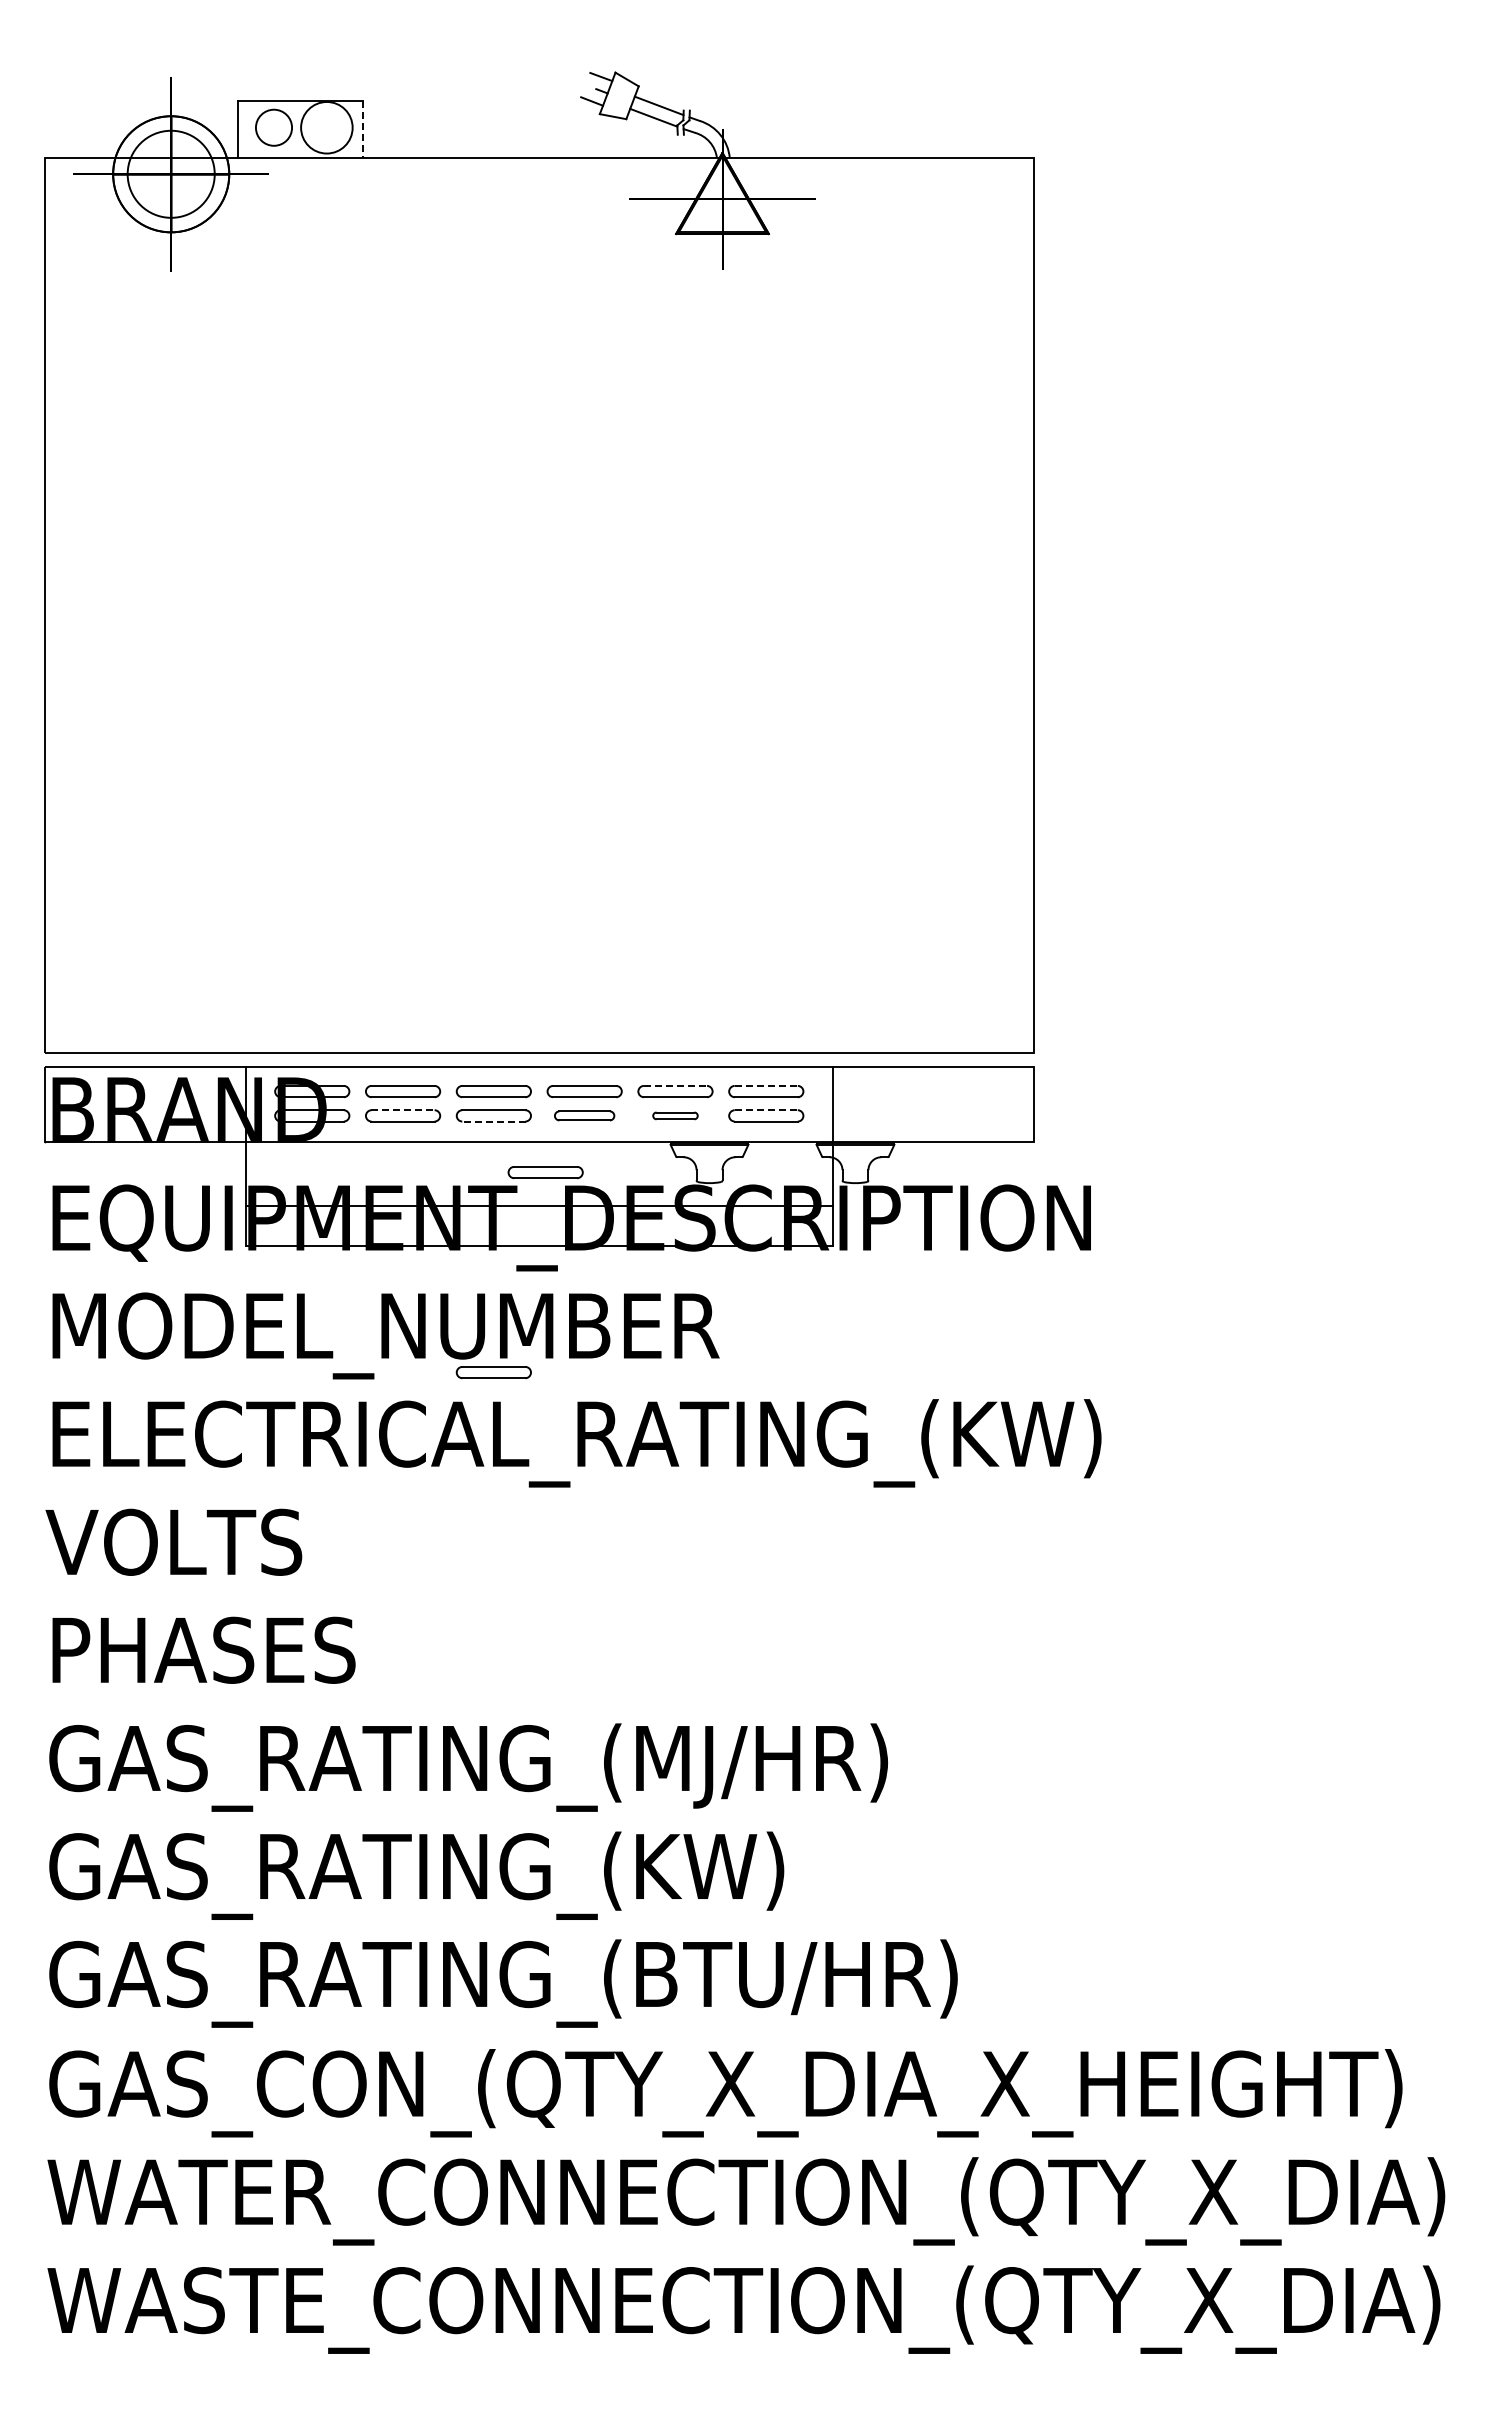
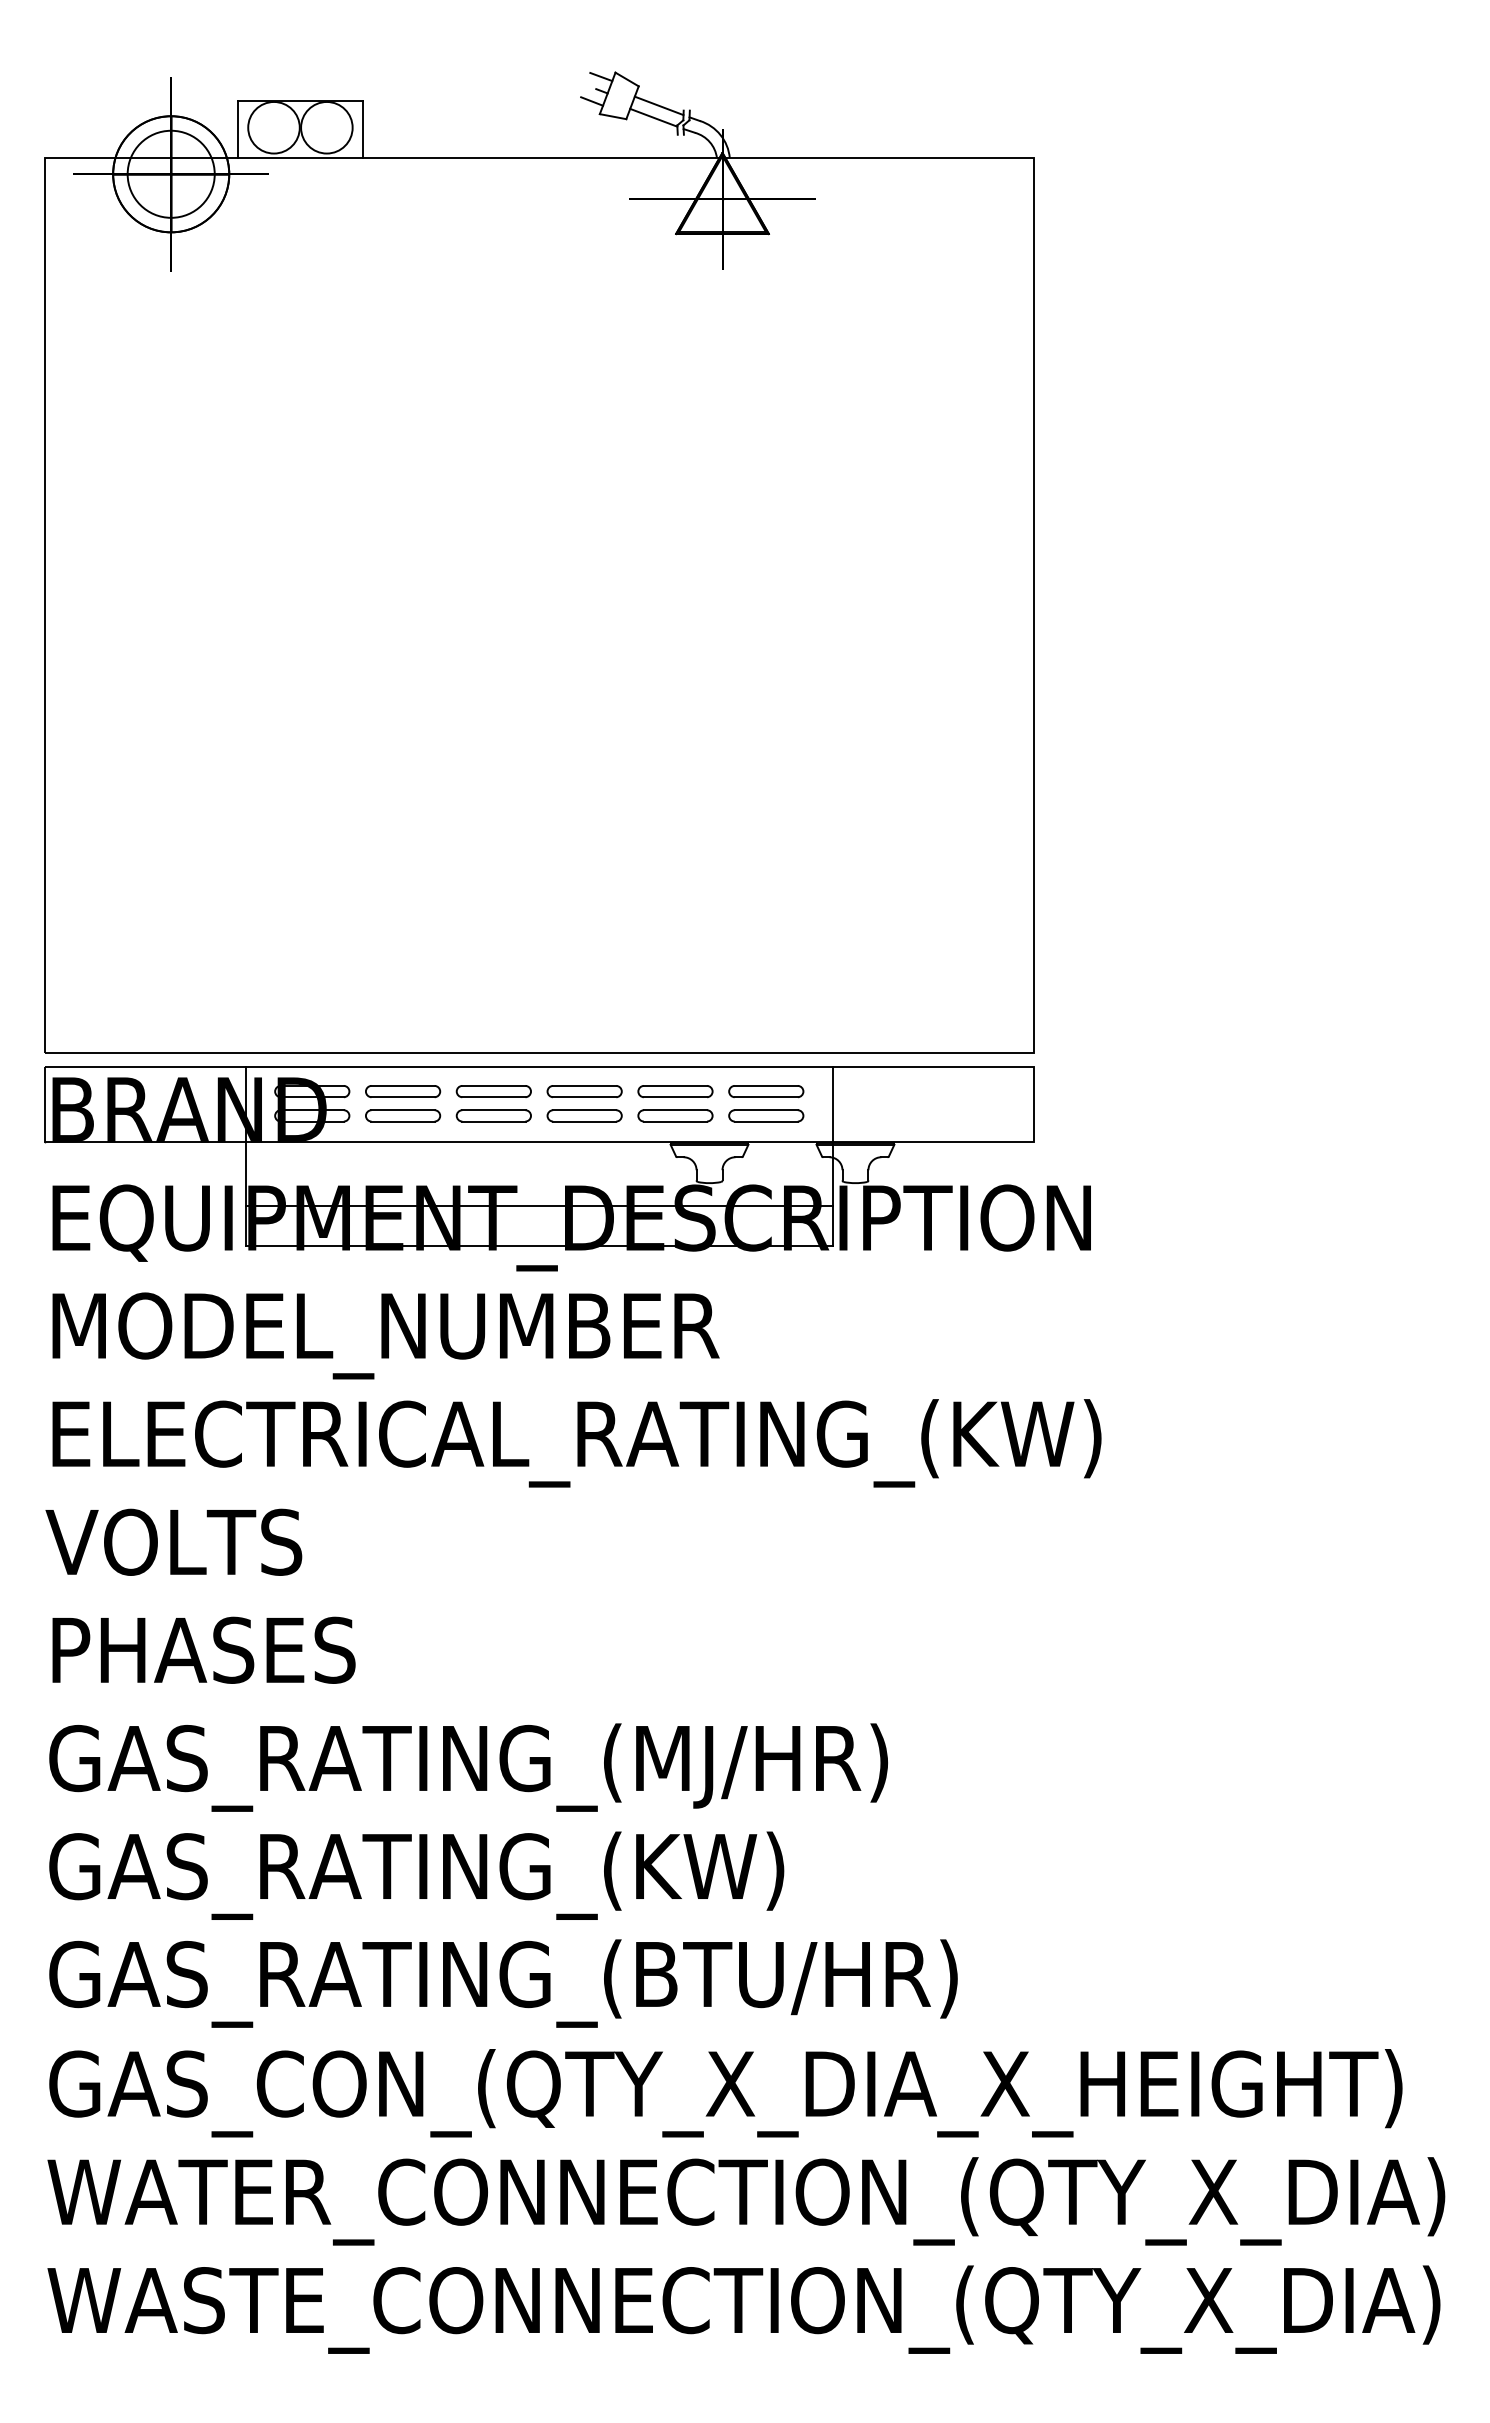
circle diameter: 36 px -> 52 px (273, 127)
line: dashed -> solid (362, 129)
line: dashed -> solid (675, 1085)
line: dashed -> solid (766, 1085)
line: dashed -> solid (403, 1110)
line: dashed -> solid (766, 1110)
part size: 62x12 px -> 77x14 px (584, 1115)
part size: 47x10 px -> 77x14 px (675, 1115)
line: dashed -> solid (493, 1121)
part: present -> none (545, 1172)
part: present -> none (493, 1372)
